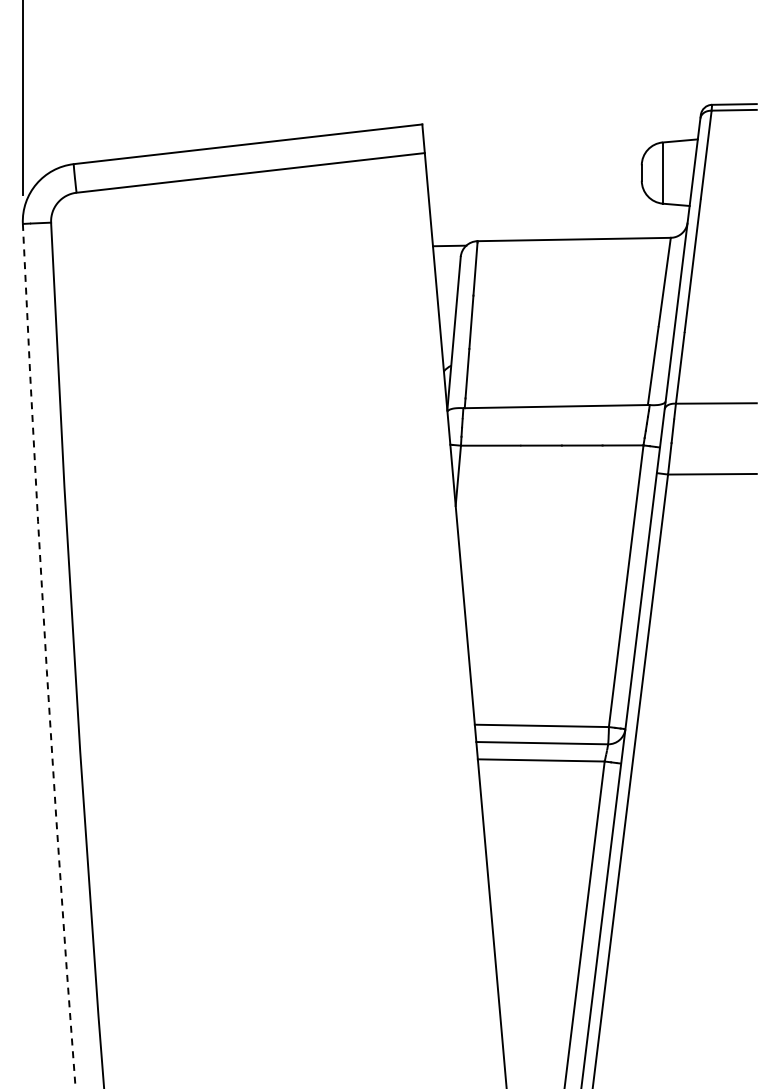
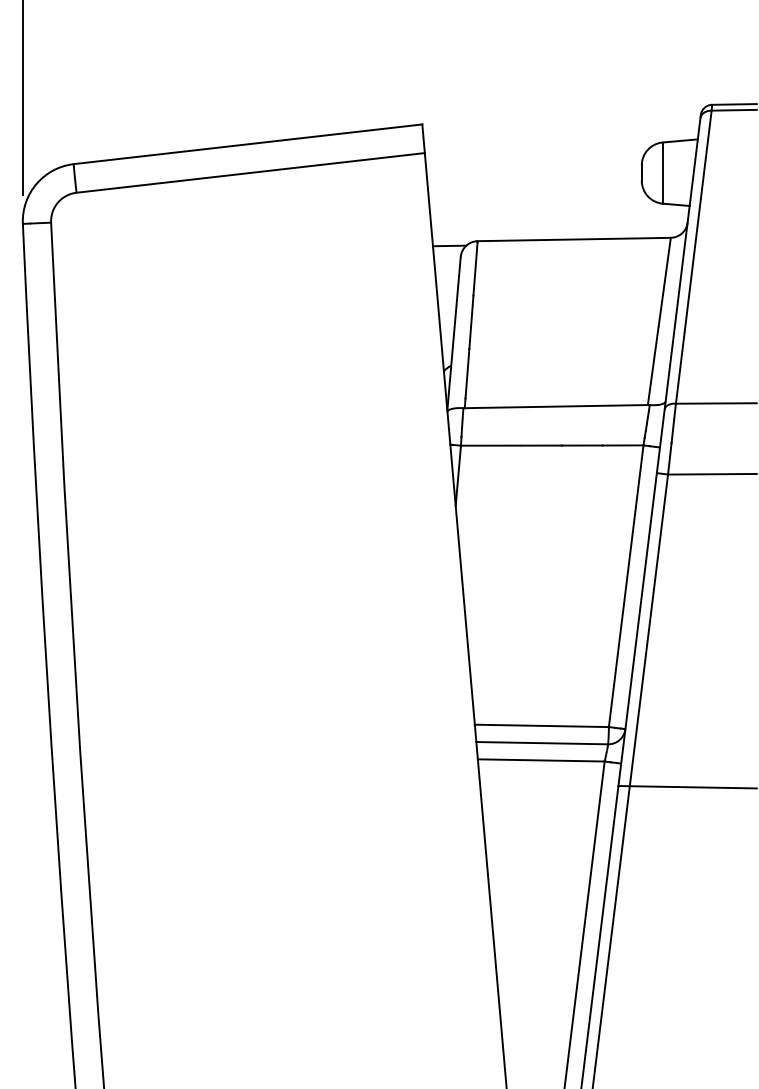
arc: dashed -> solid (46, 657)
line: none -> present (686, 787)
